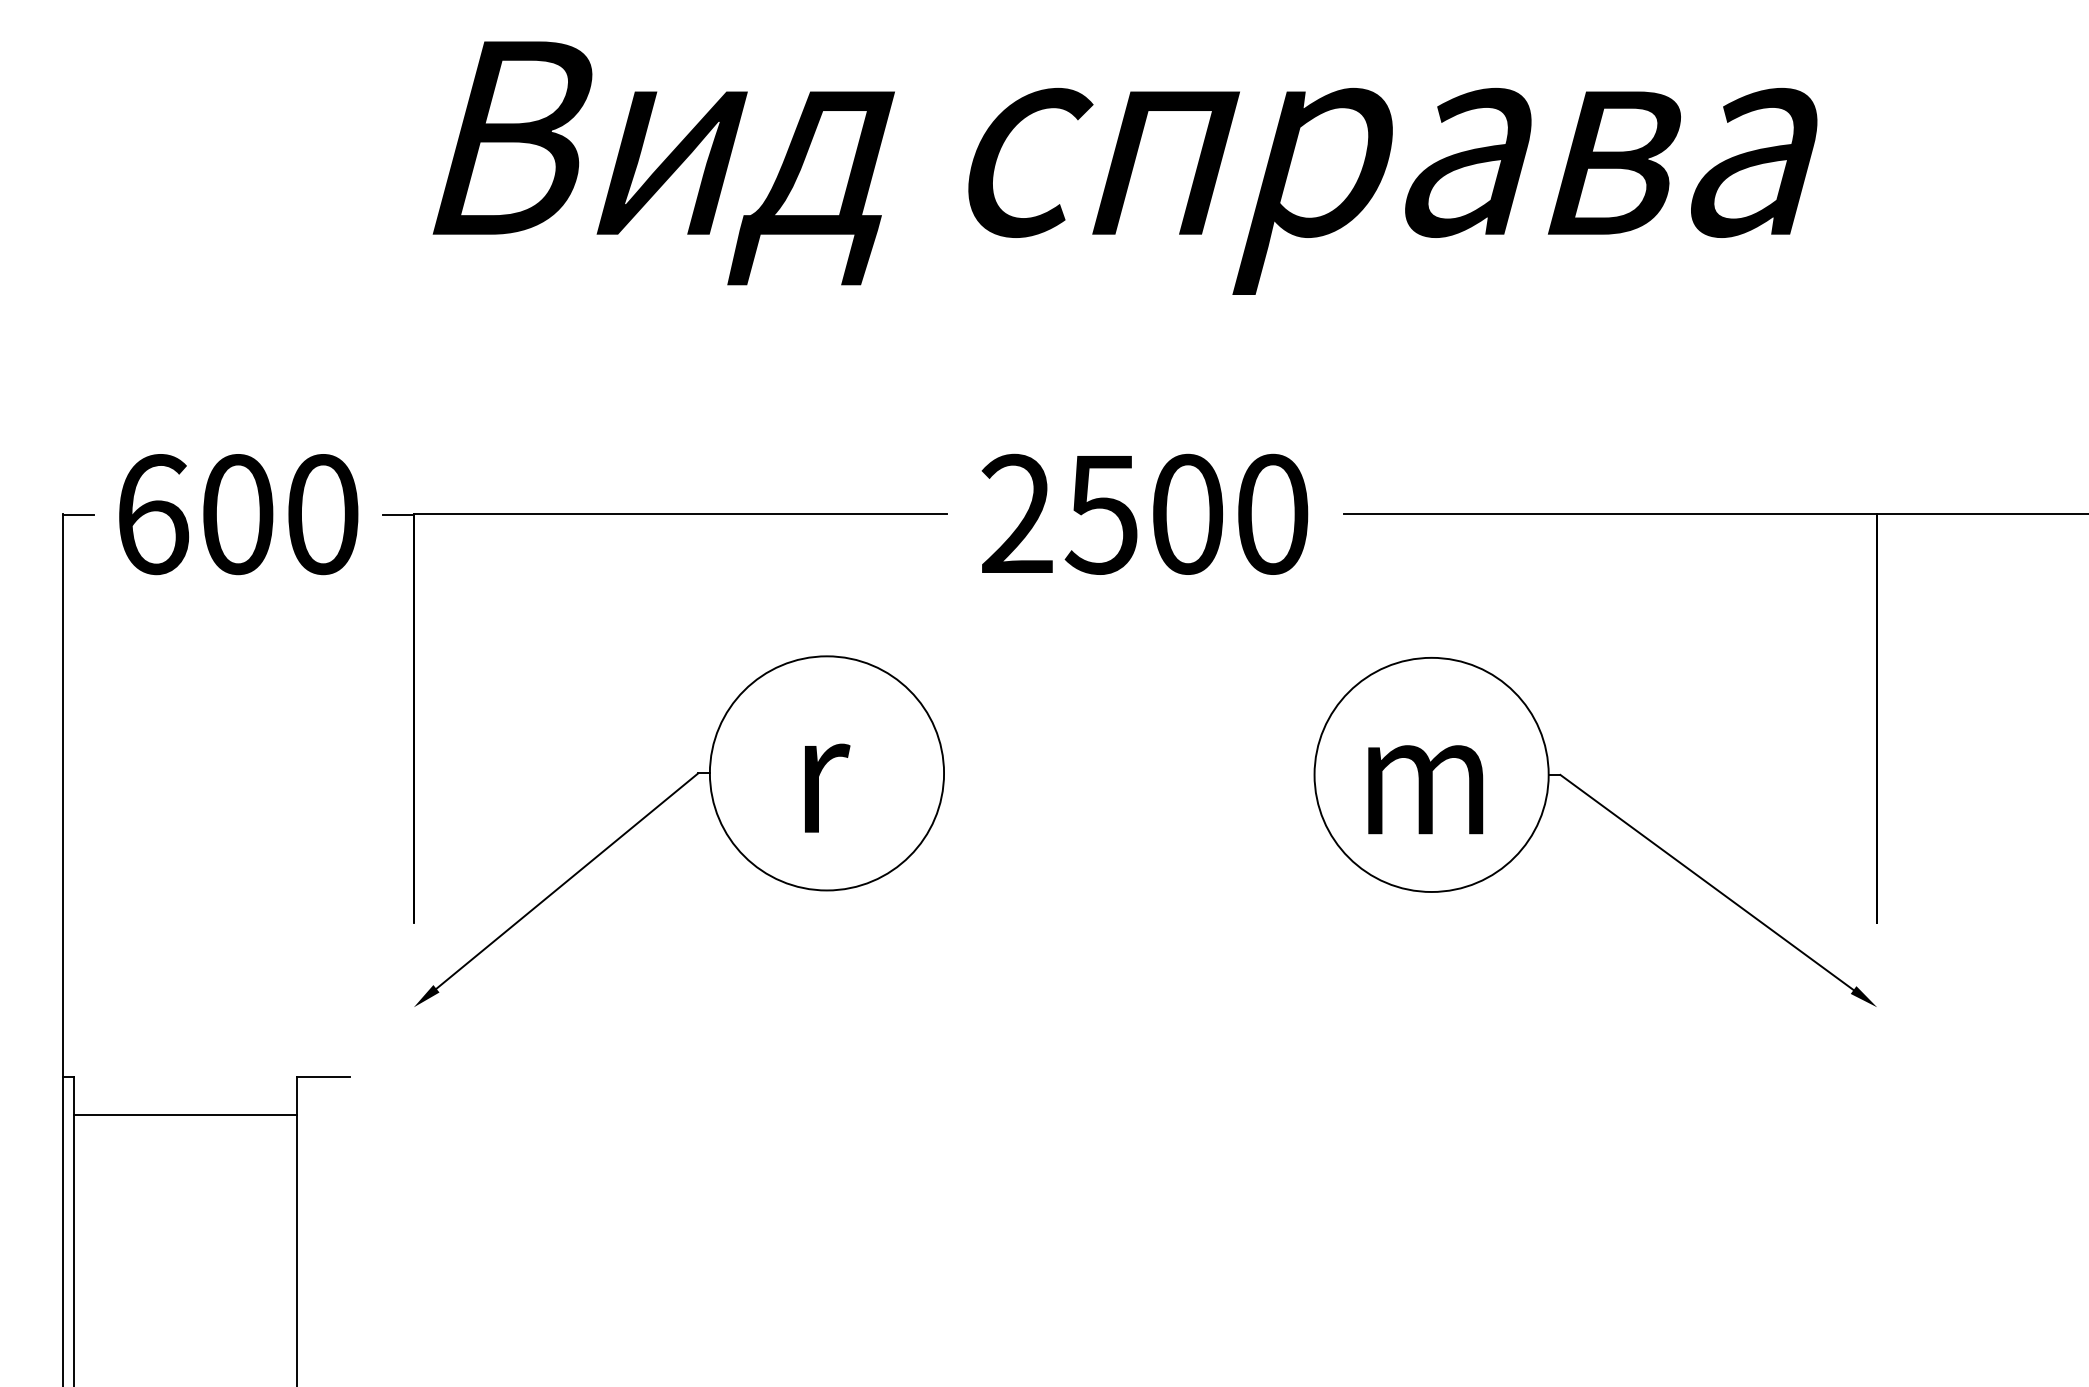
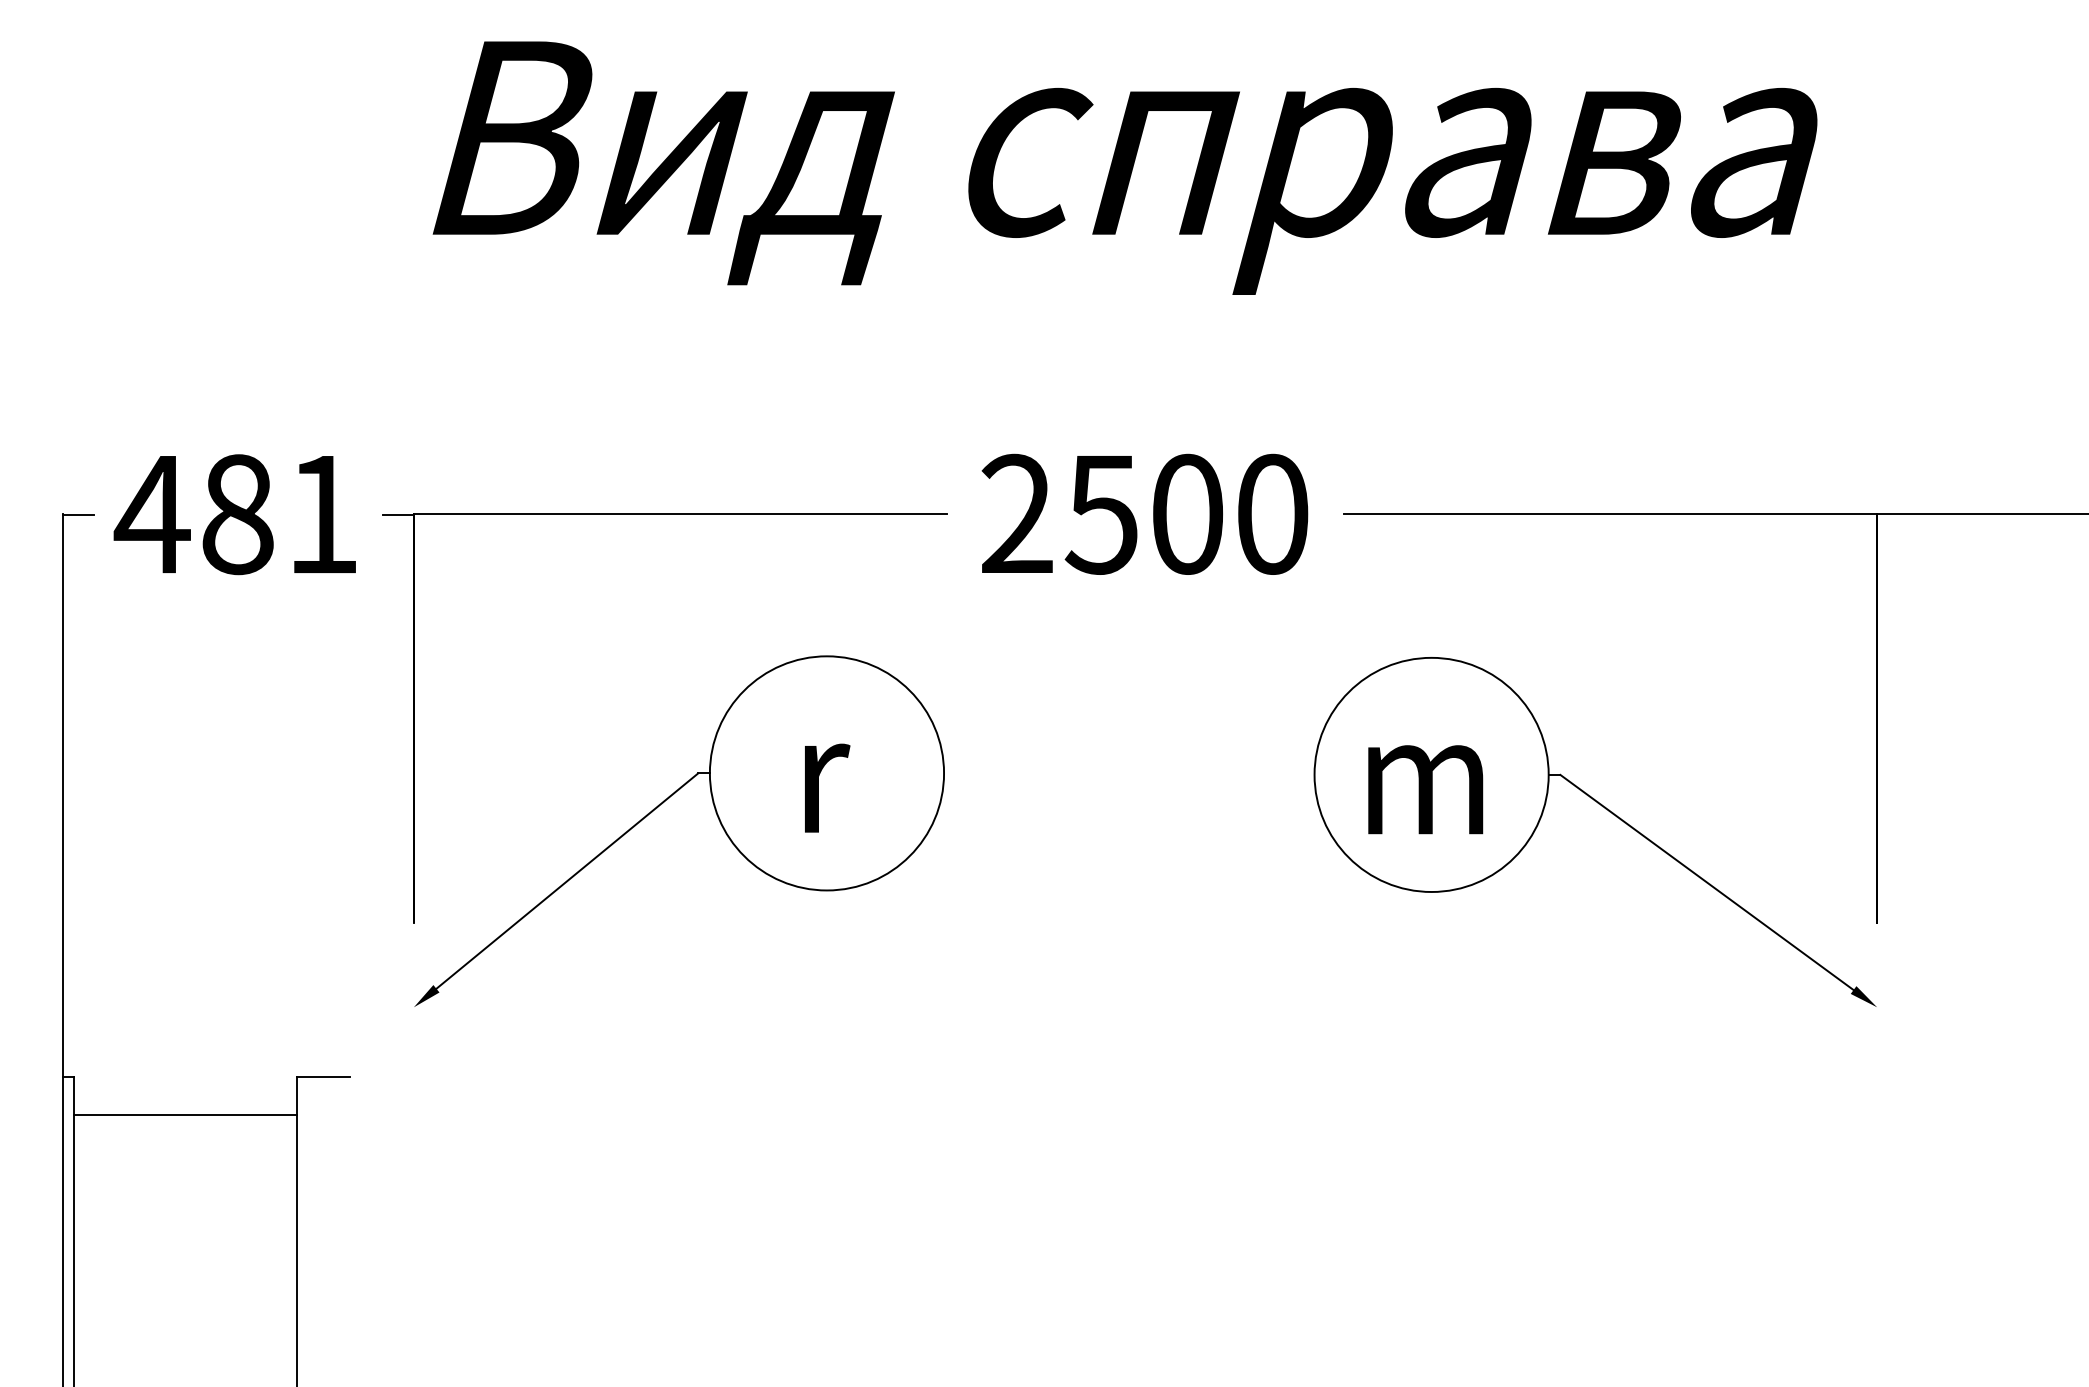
text: 600 -> 481 (235, 514)
